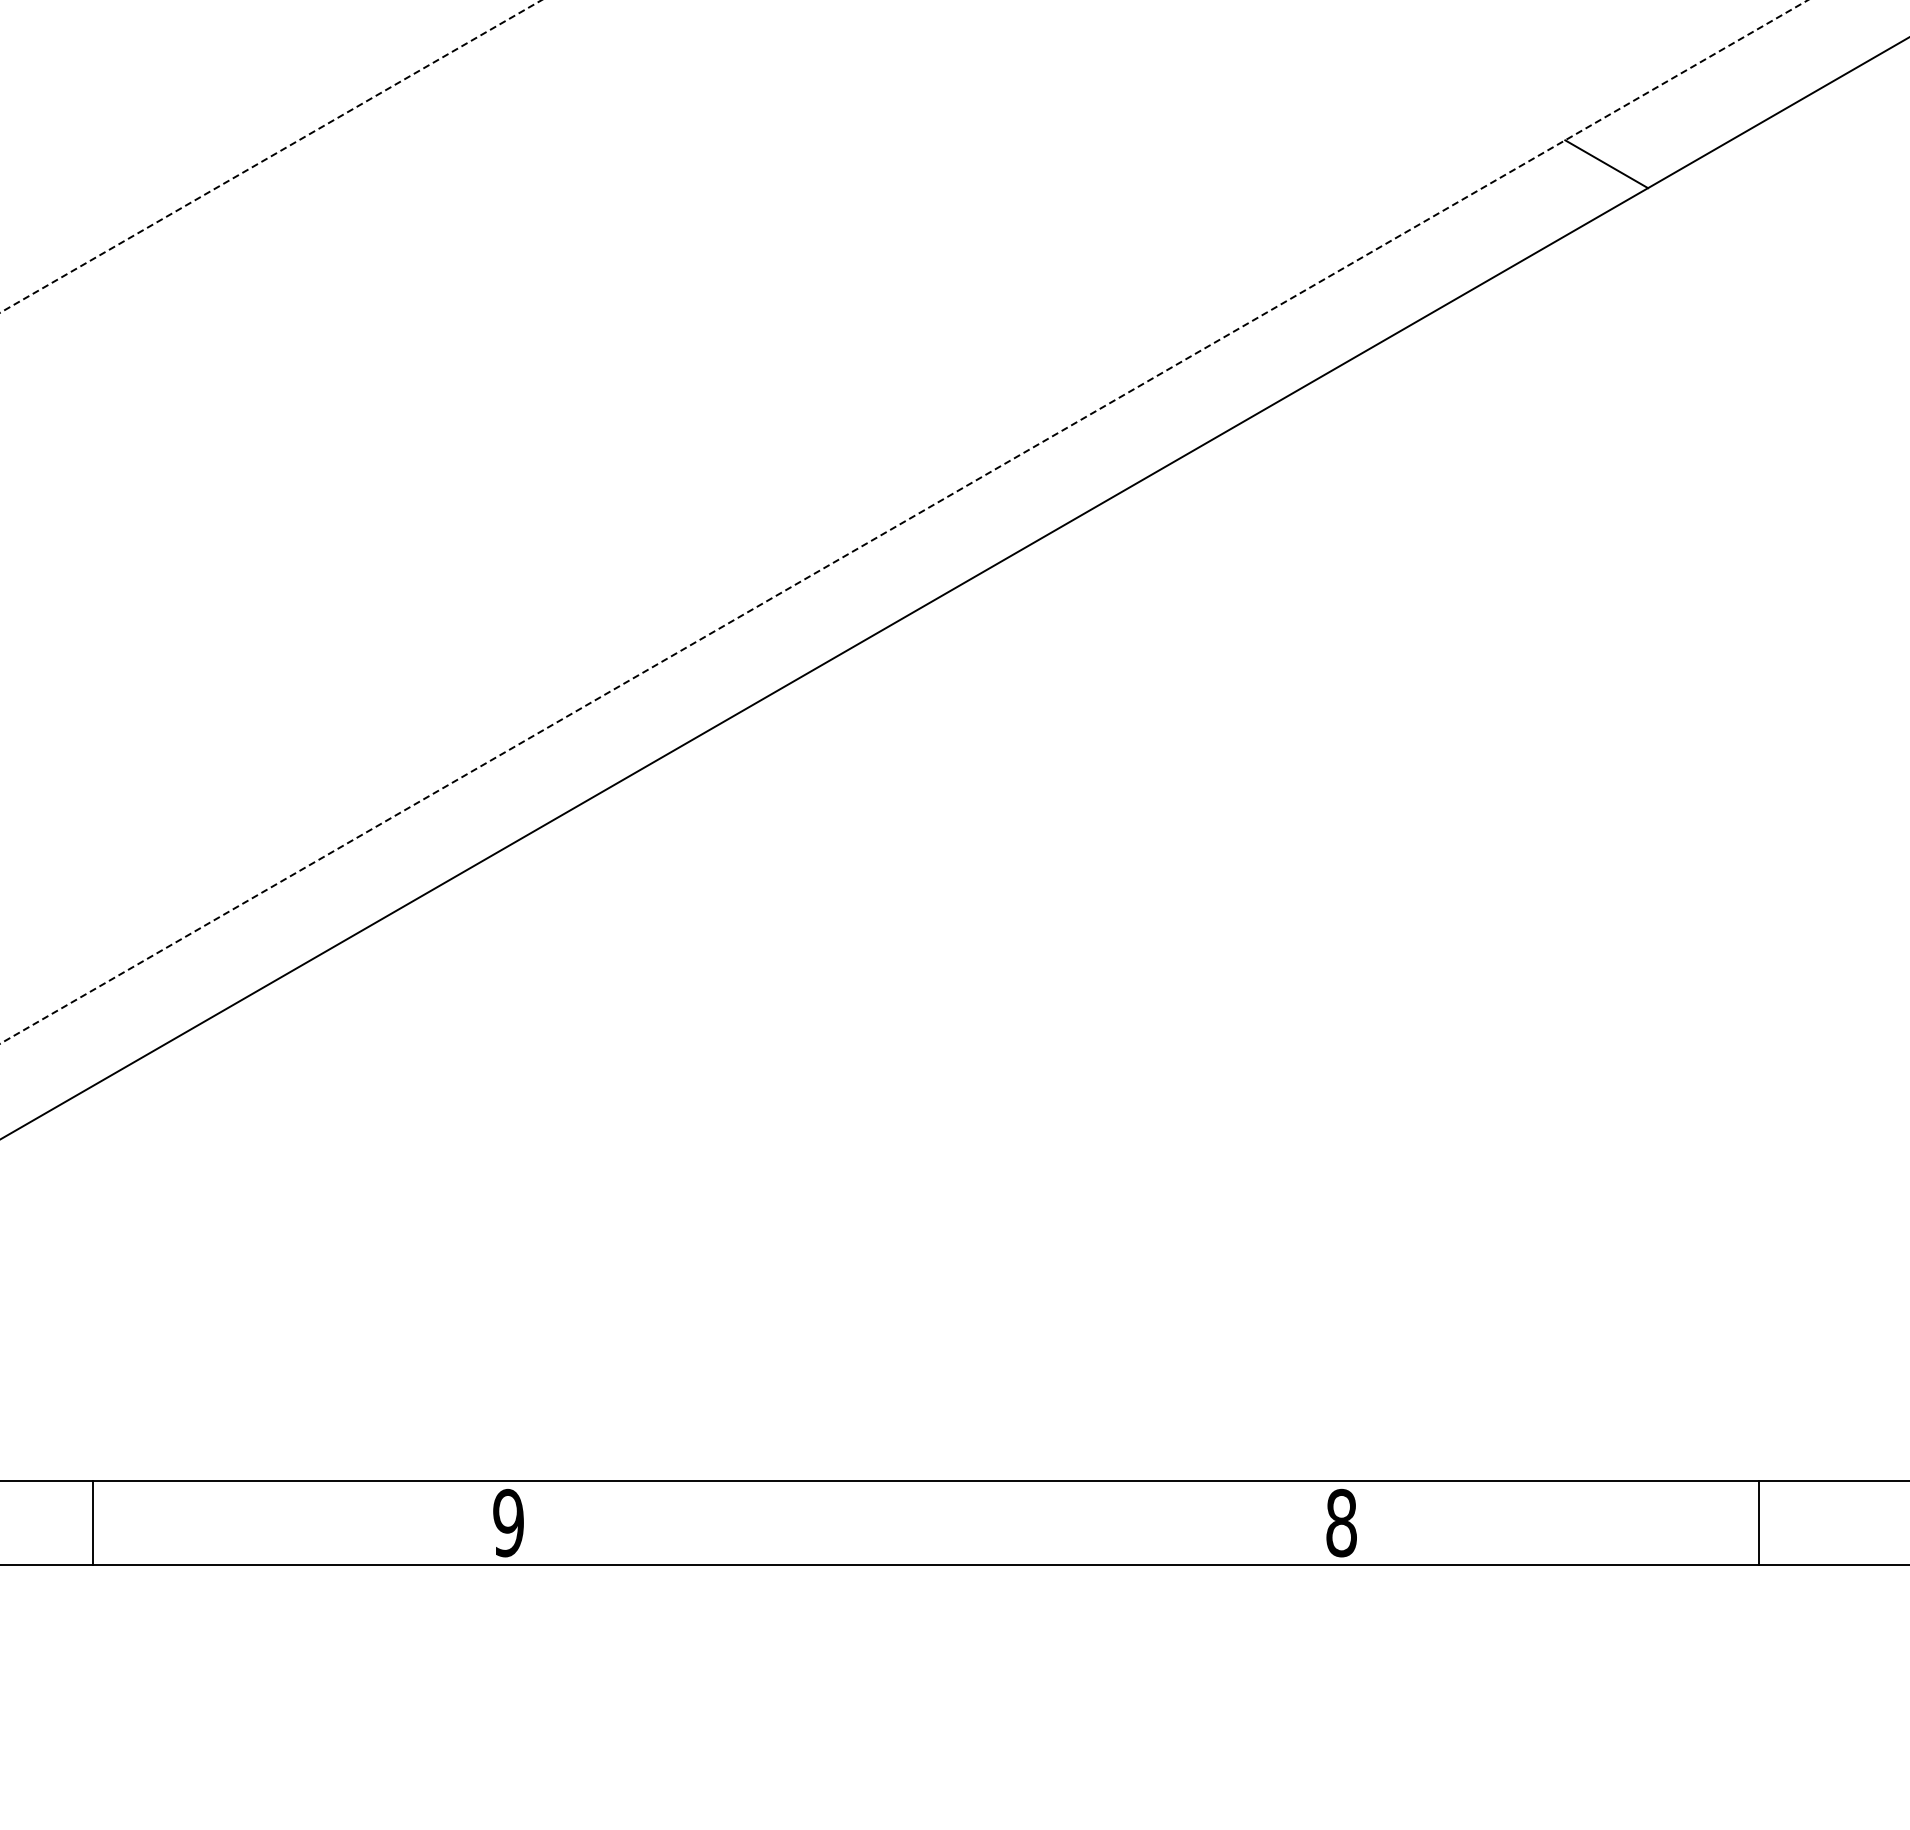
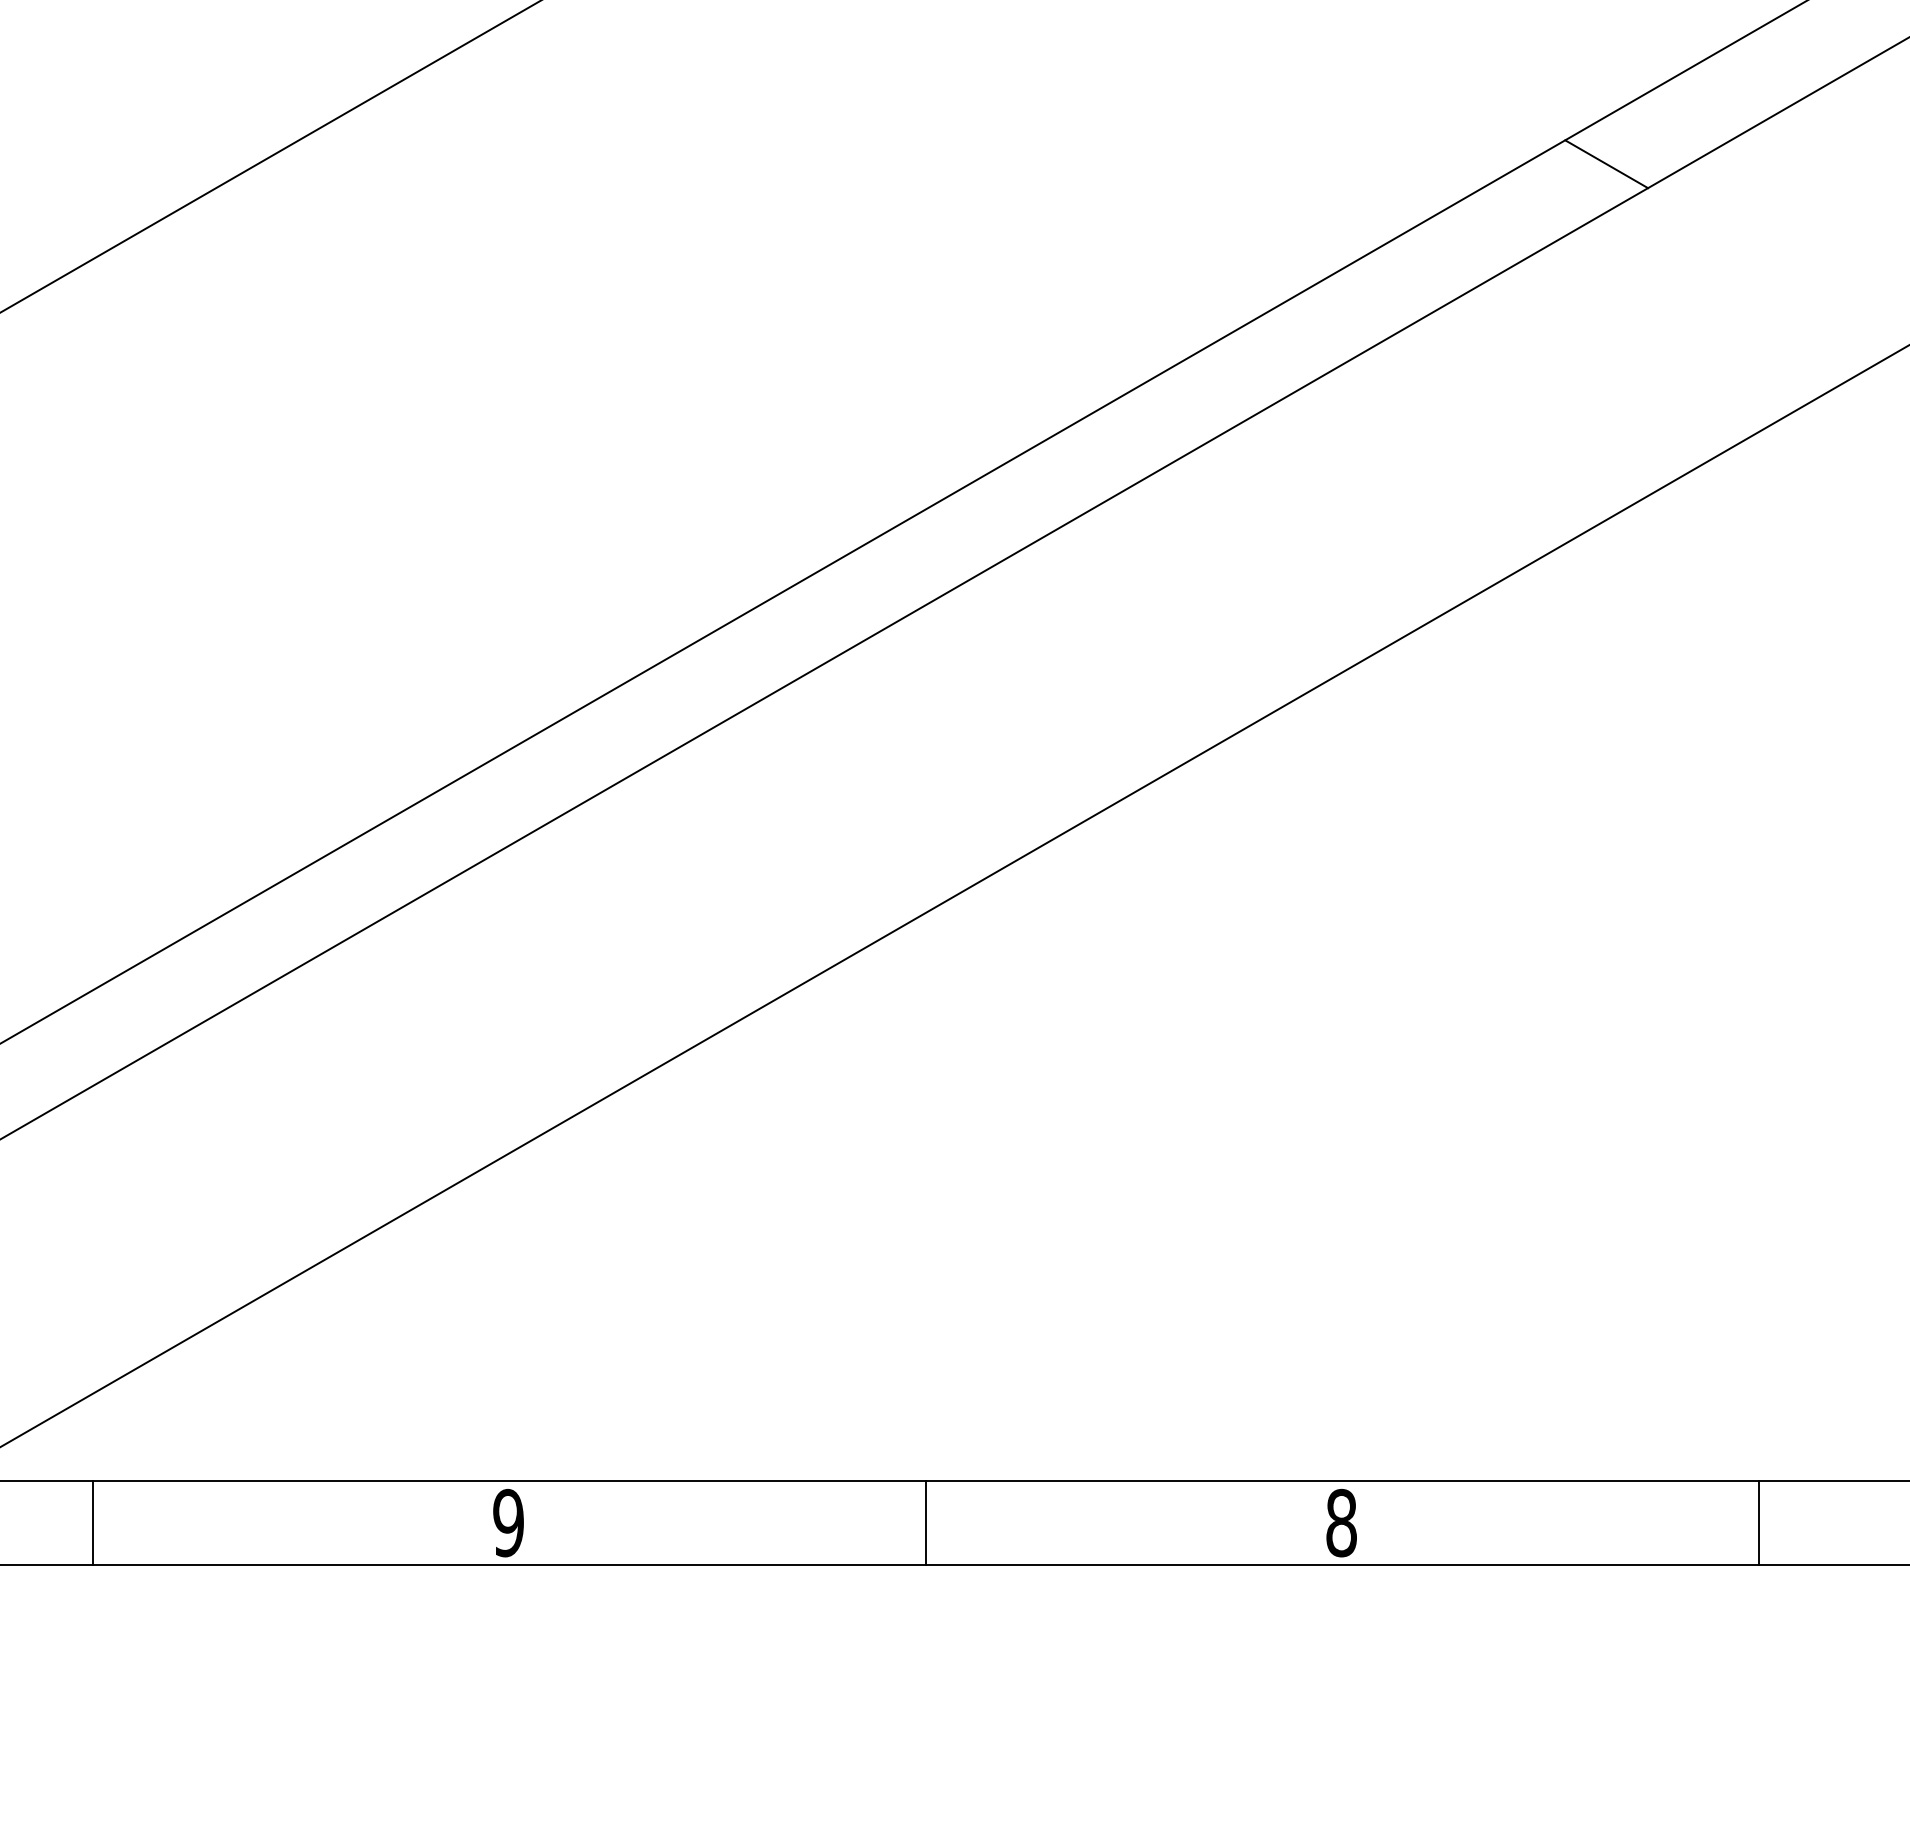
line: dashed -> solid (271, 156)
line: dashed -> solid (904, 521)
line: none -> present (954, 895)
line: none -> present (925, 1522)
